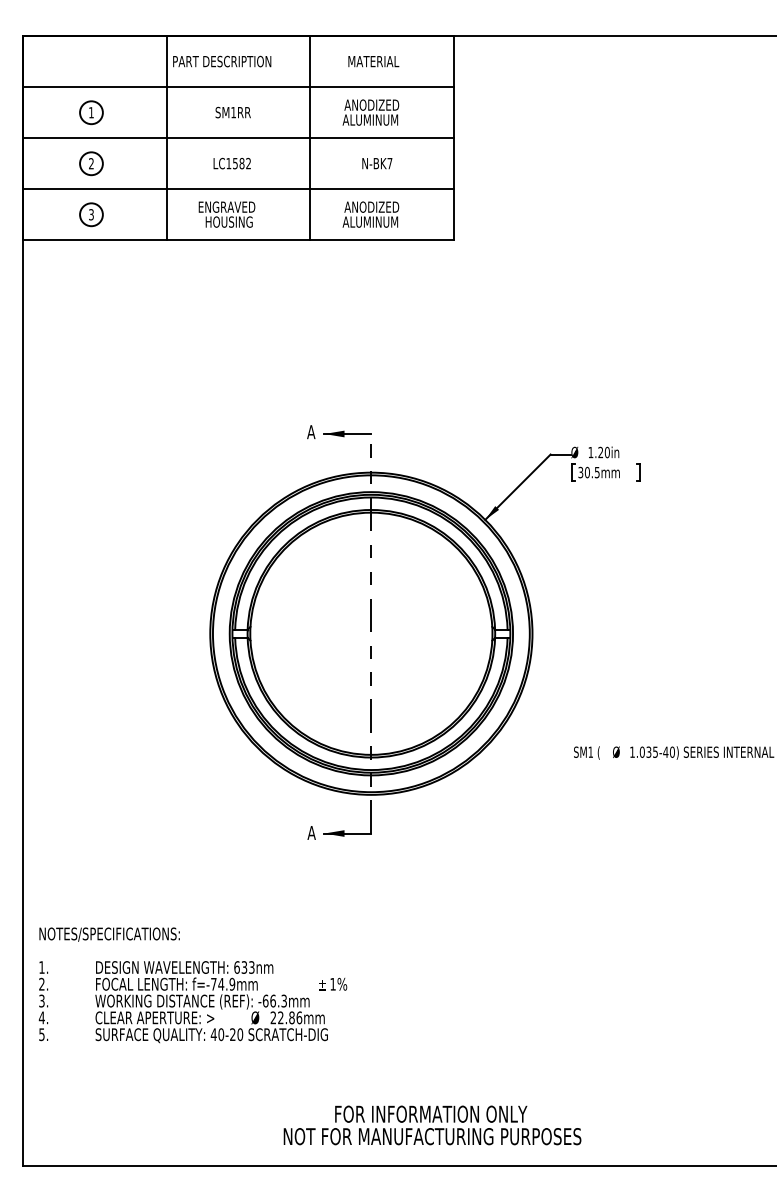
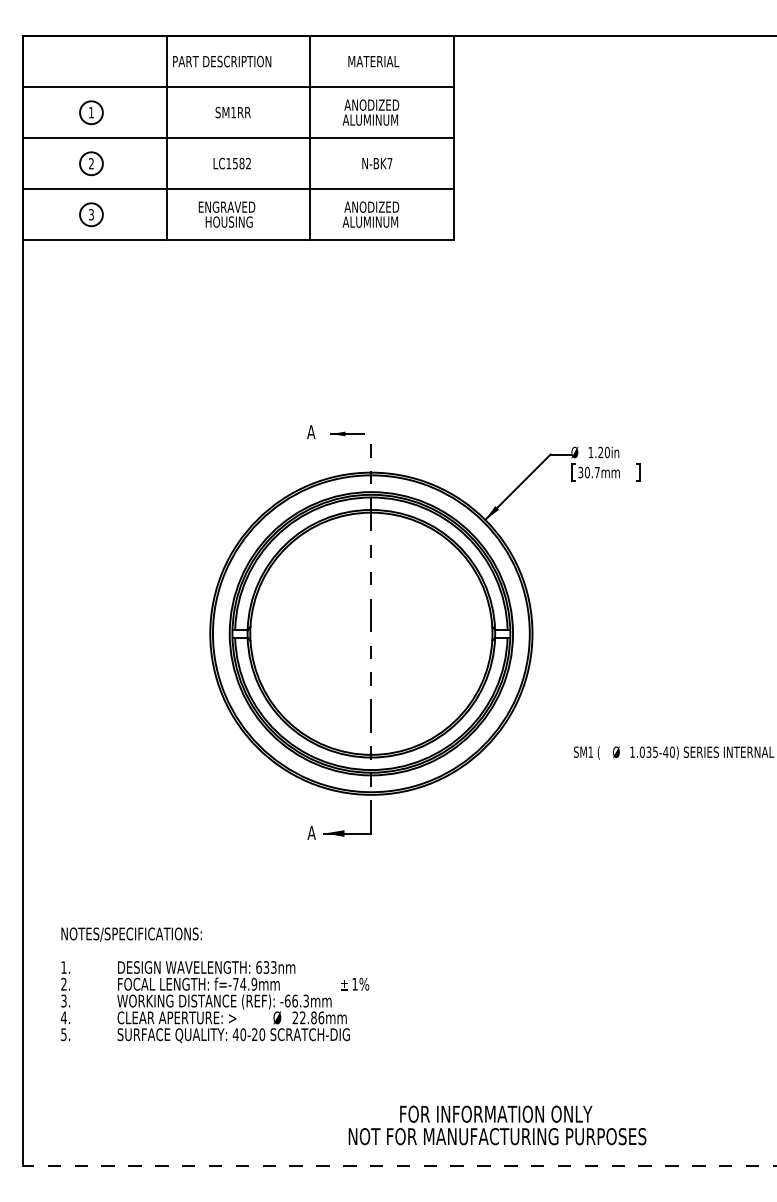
part size: 49x8 px -> 35x6 px (347, 433)
text: 30.5mm -> 30.7mm (596, 472)
text position: (192, 985) -> (214, 985) (214, 985)
text position: (432, 1125) -> (497, 1125) (497, 1125)
line: solid -> dashed (399, 1165)
